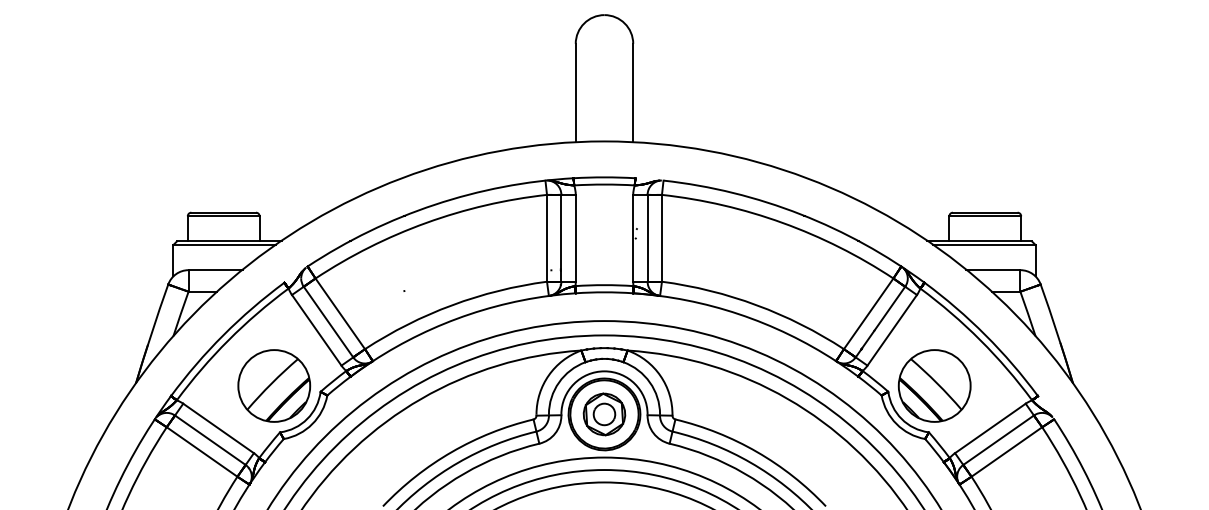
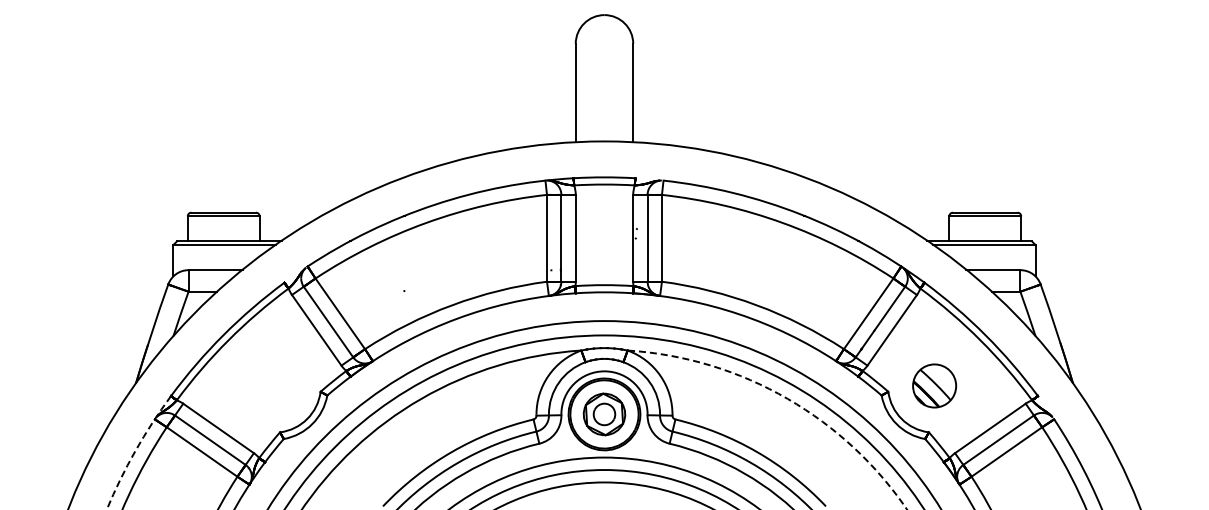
part: present -> none (274, 385)
part size: 75x74 px -> 46x46 px (934, 385)
arc: solid -> dashed (786, 397)
arc: solid -> dashed (135, 450)
